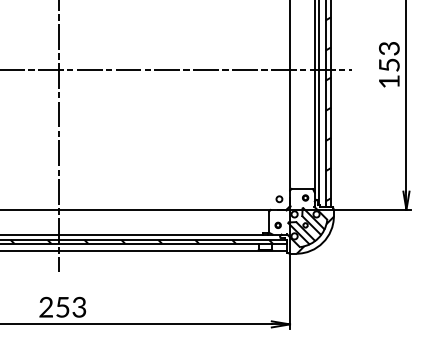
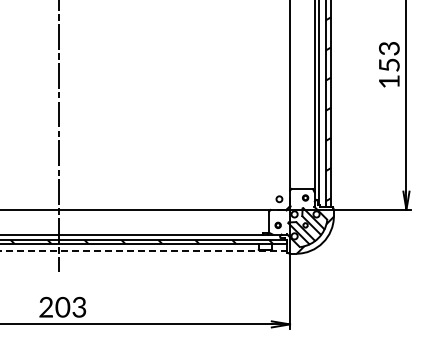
line: present -> none (176, 70)
line: solid -> dashed (144, 251)
text: 253 -> 203 (62, 306)
